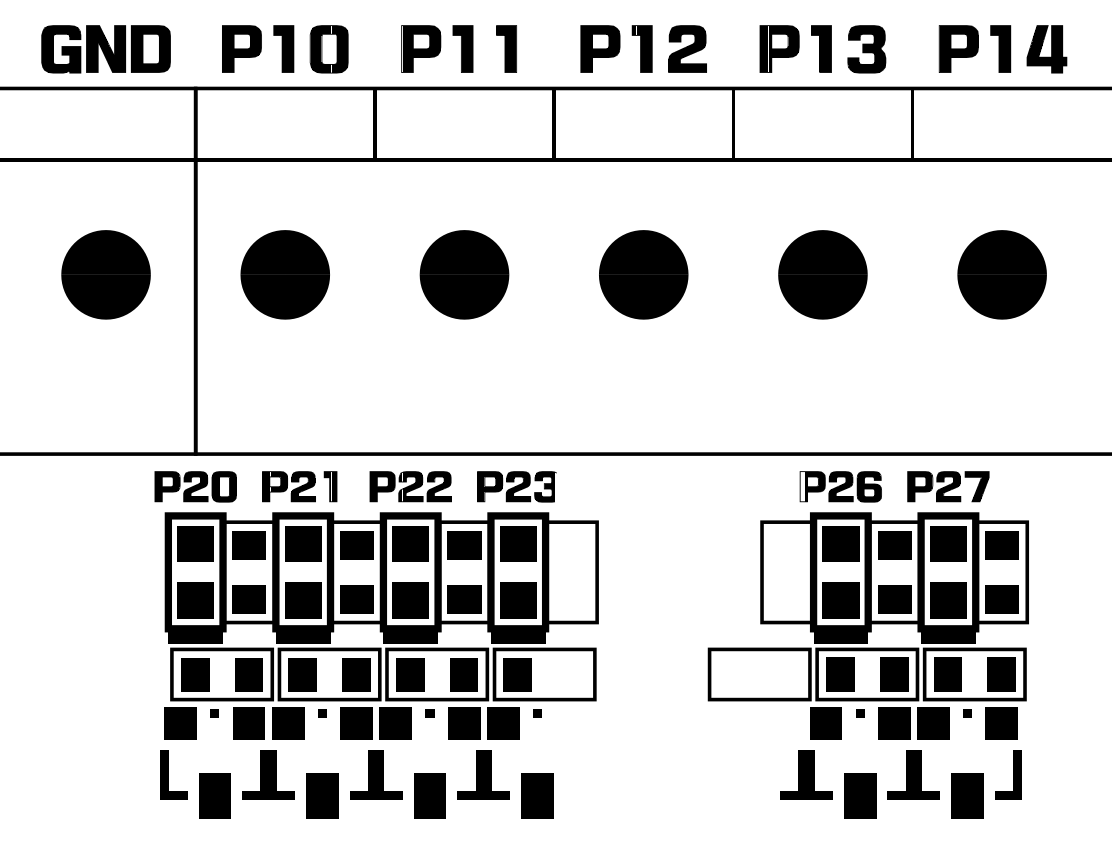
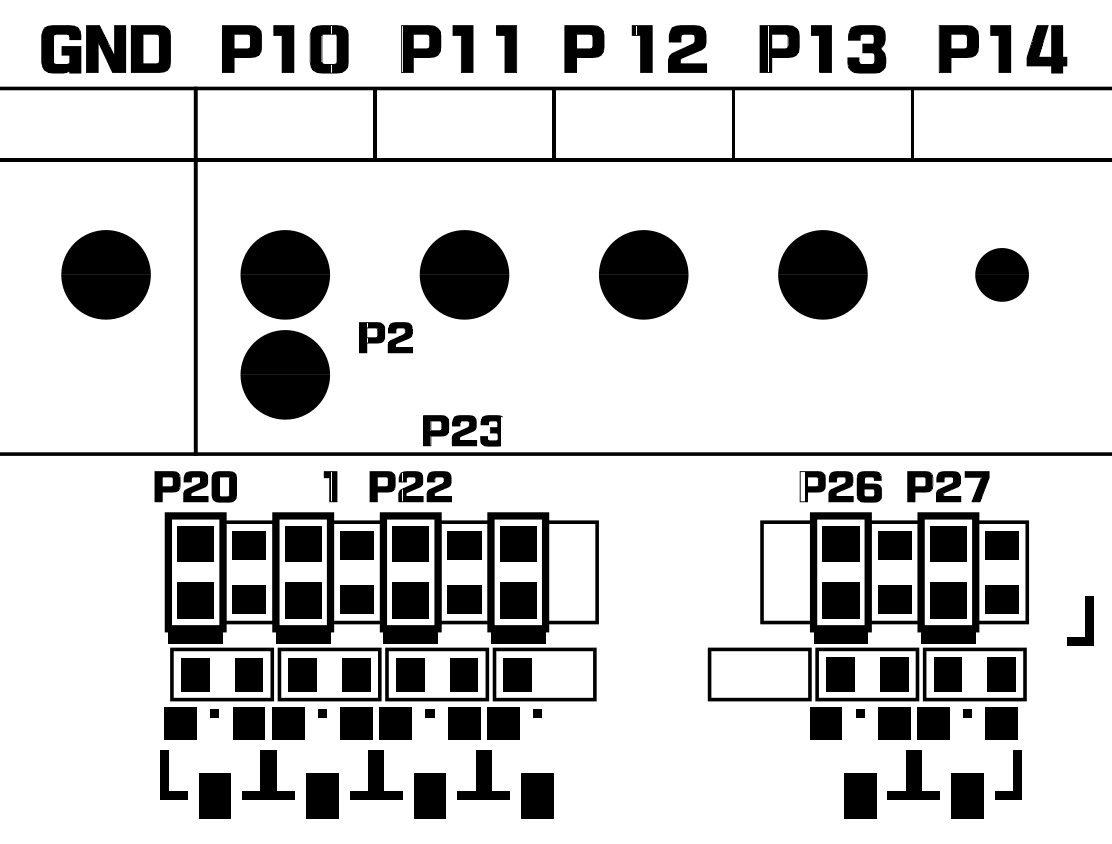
part position: (600, 48) -> (584, 48) (584, 48)
part size: 90x90 px -> 54x54 px (1001, 274)
part: none -> present (284, 374)
part position: (288, 486) -> (385, 337) (385, 337)
part position: (516, 486) -> (462, 430) (462, 430)
line: none -> present (1085, 620)
part: present -> none (806, 774)
